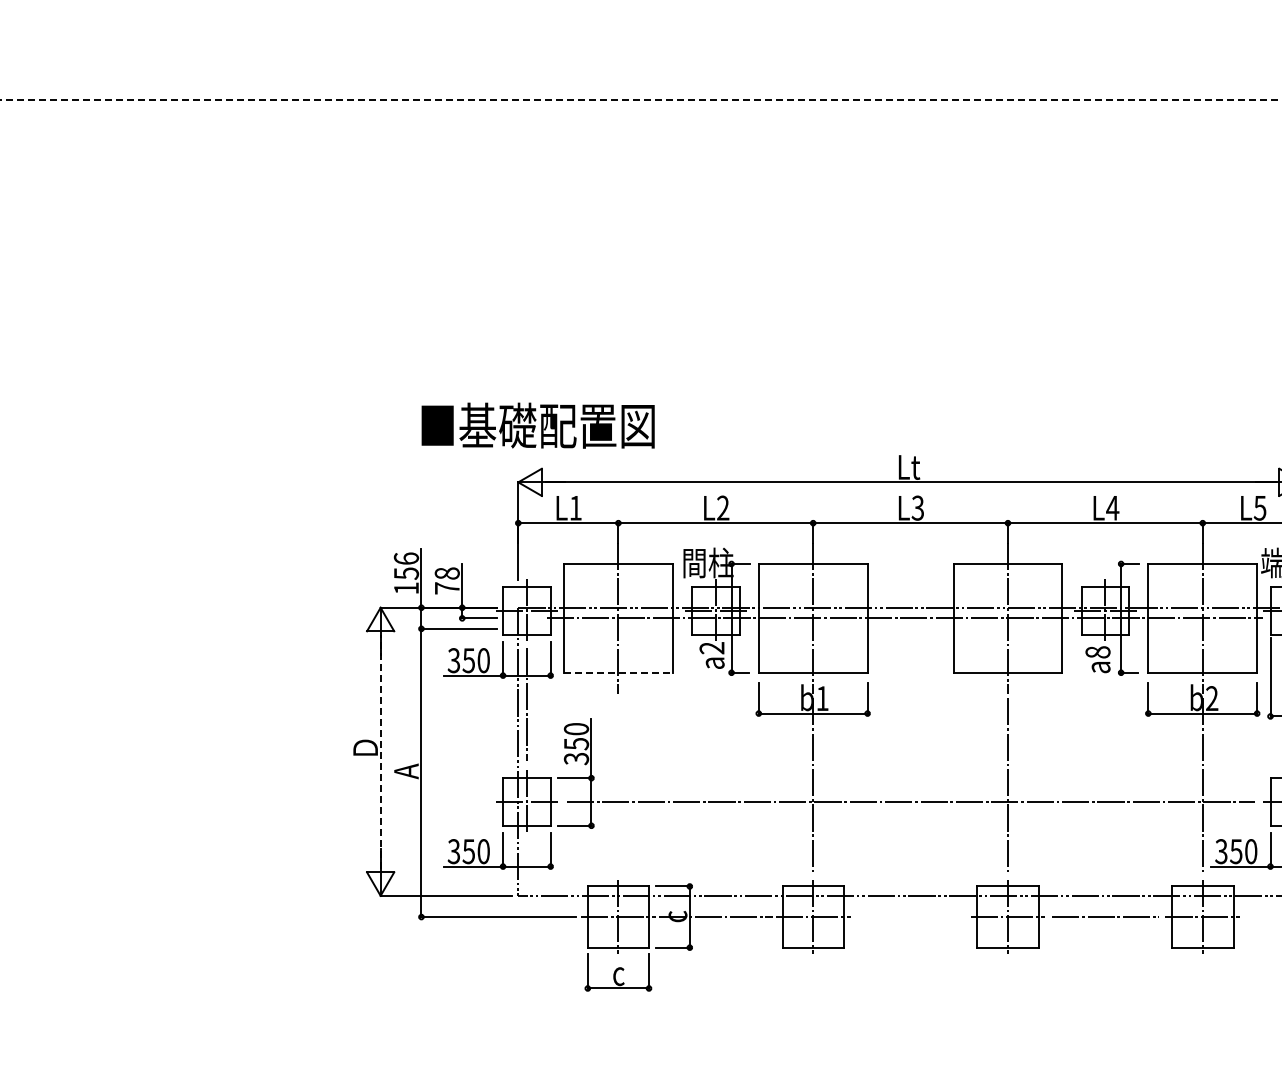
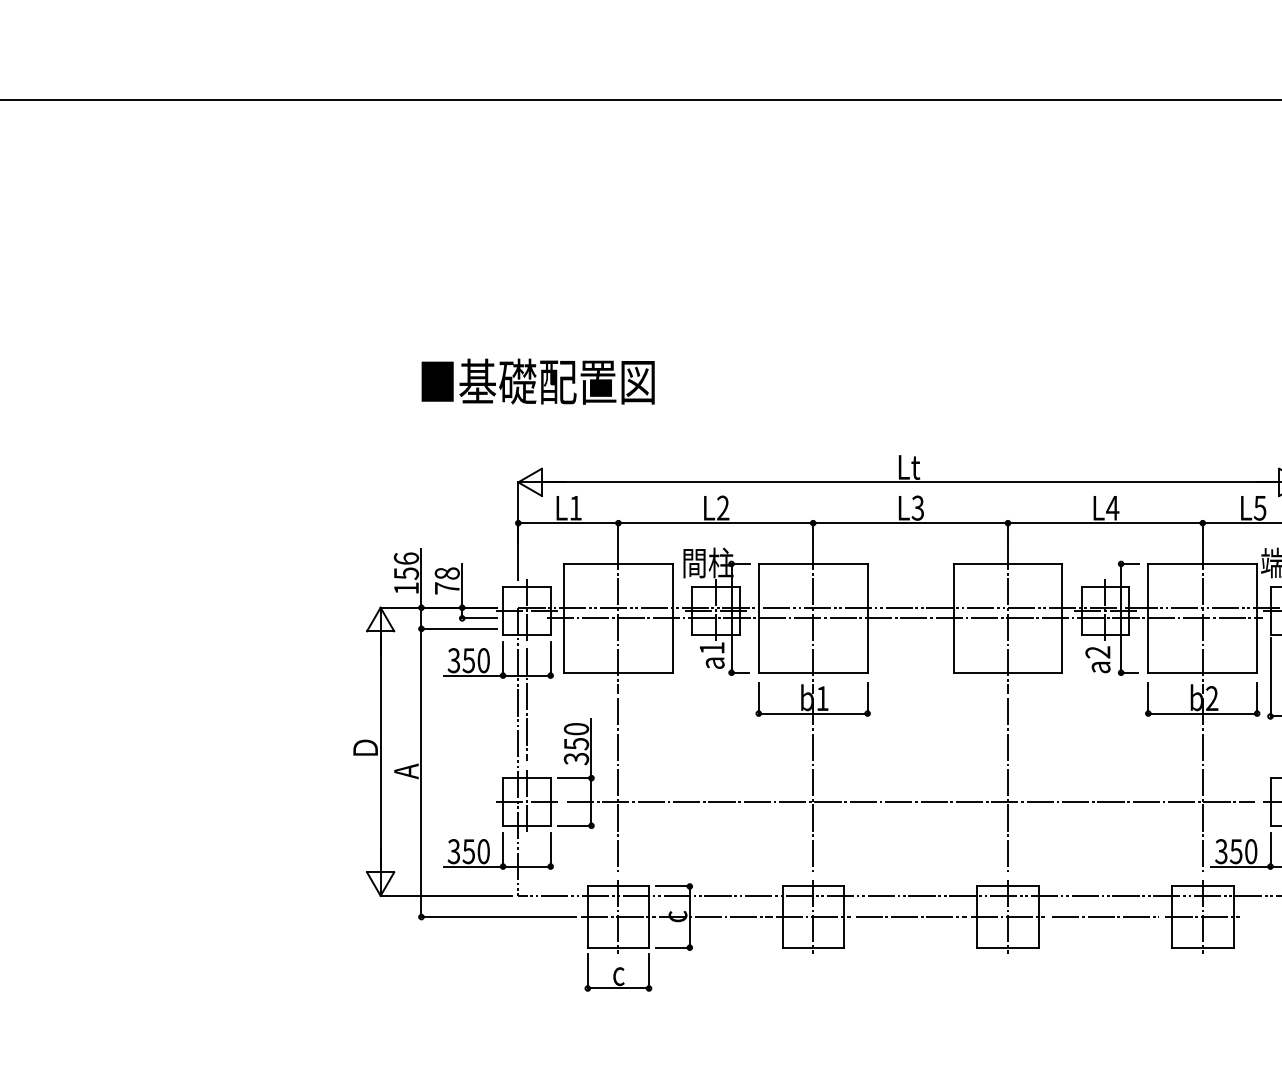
line: dashed -> solid (640, 100)
text position: (537, 425) -> (537, 381) (537, 381)
text: a2 -> a1 (711, 648)
text: a8 -> a2 (1097, 652)
line: dashed -> solid (618, 672)
line: dashed -> solid (380, 751)
line: none -> present (618, 786)
line: none -> present (910, 917)
